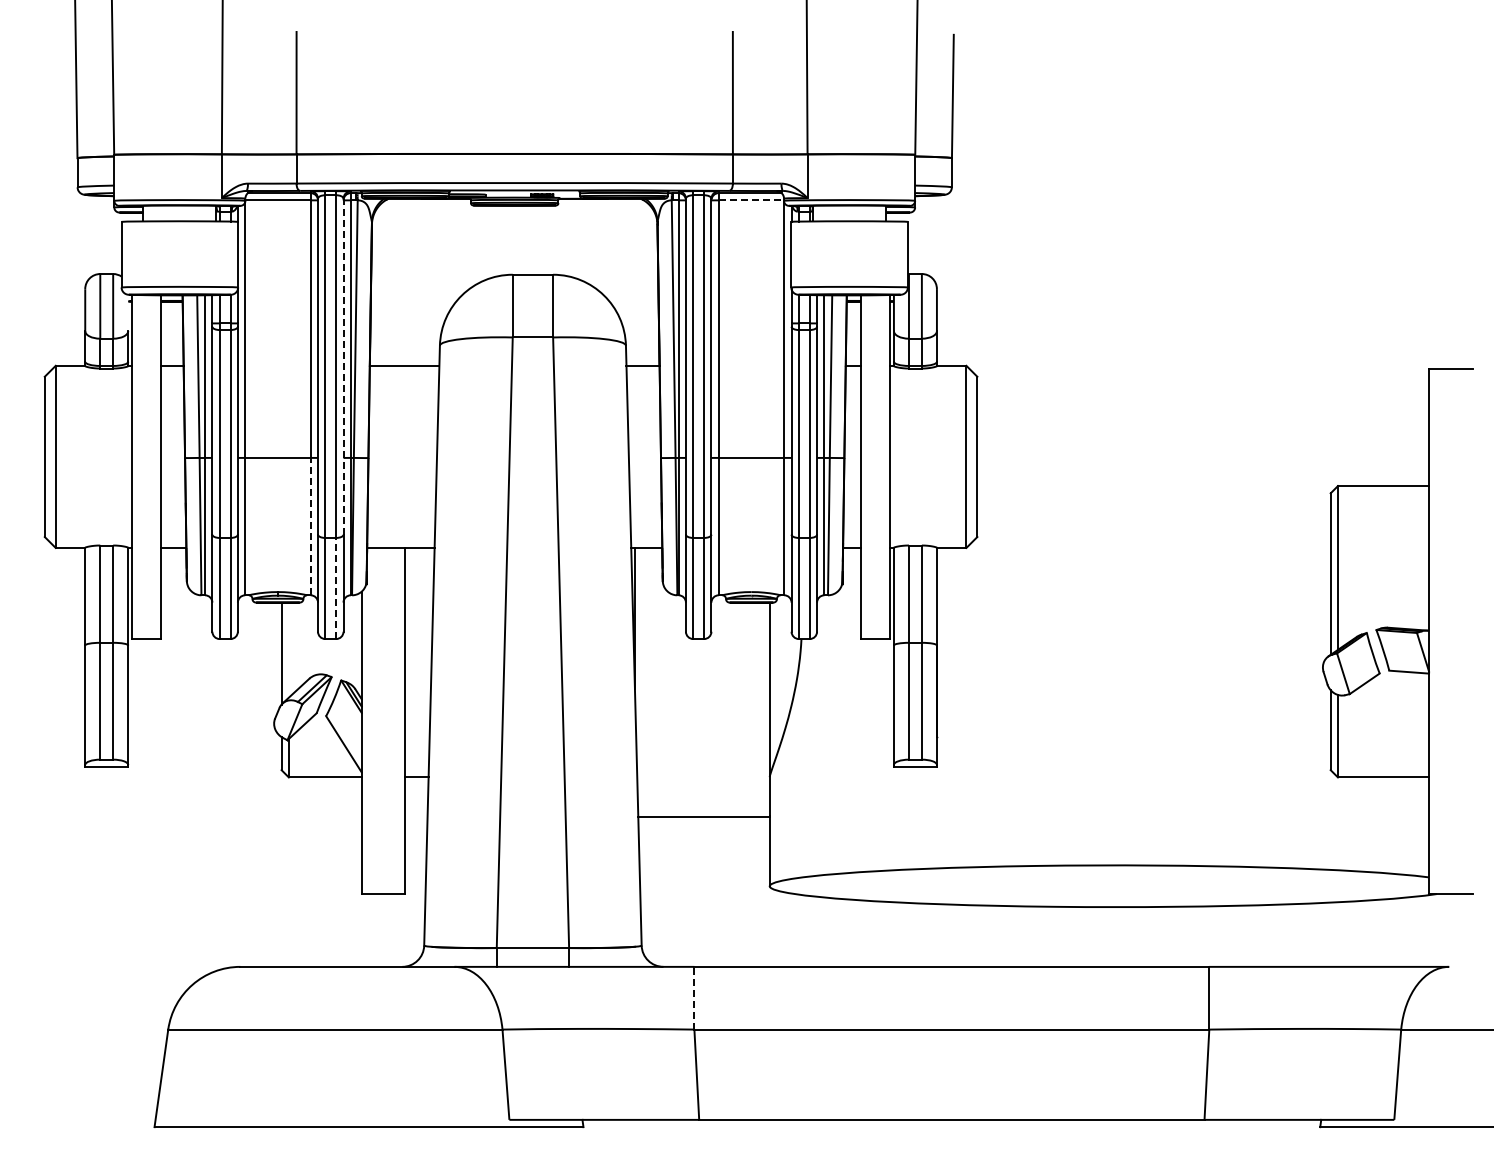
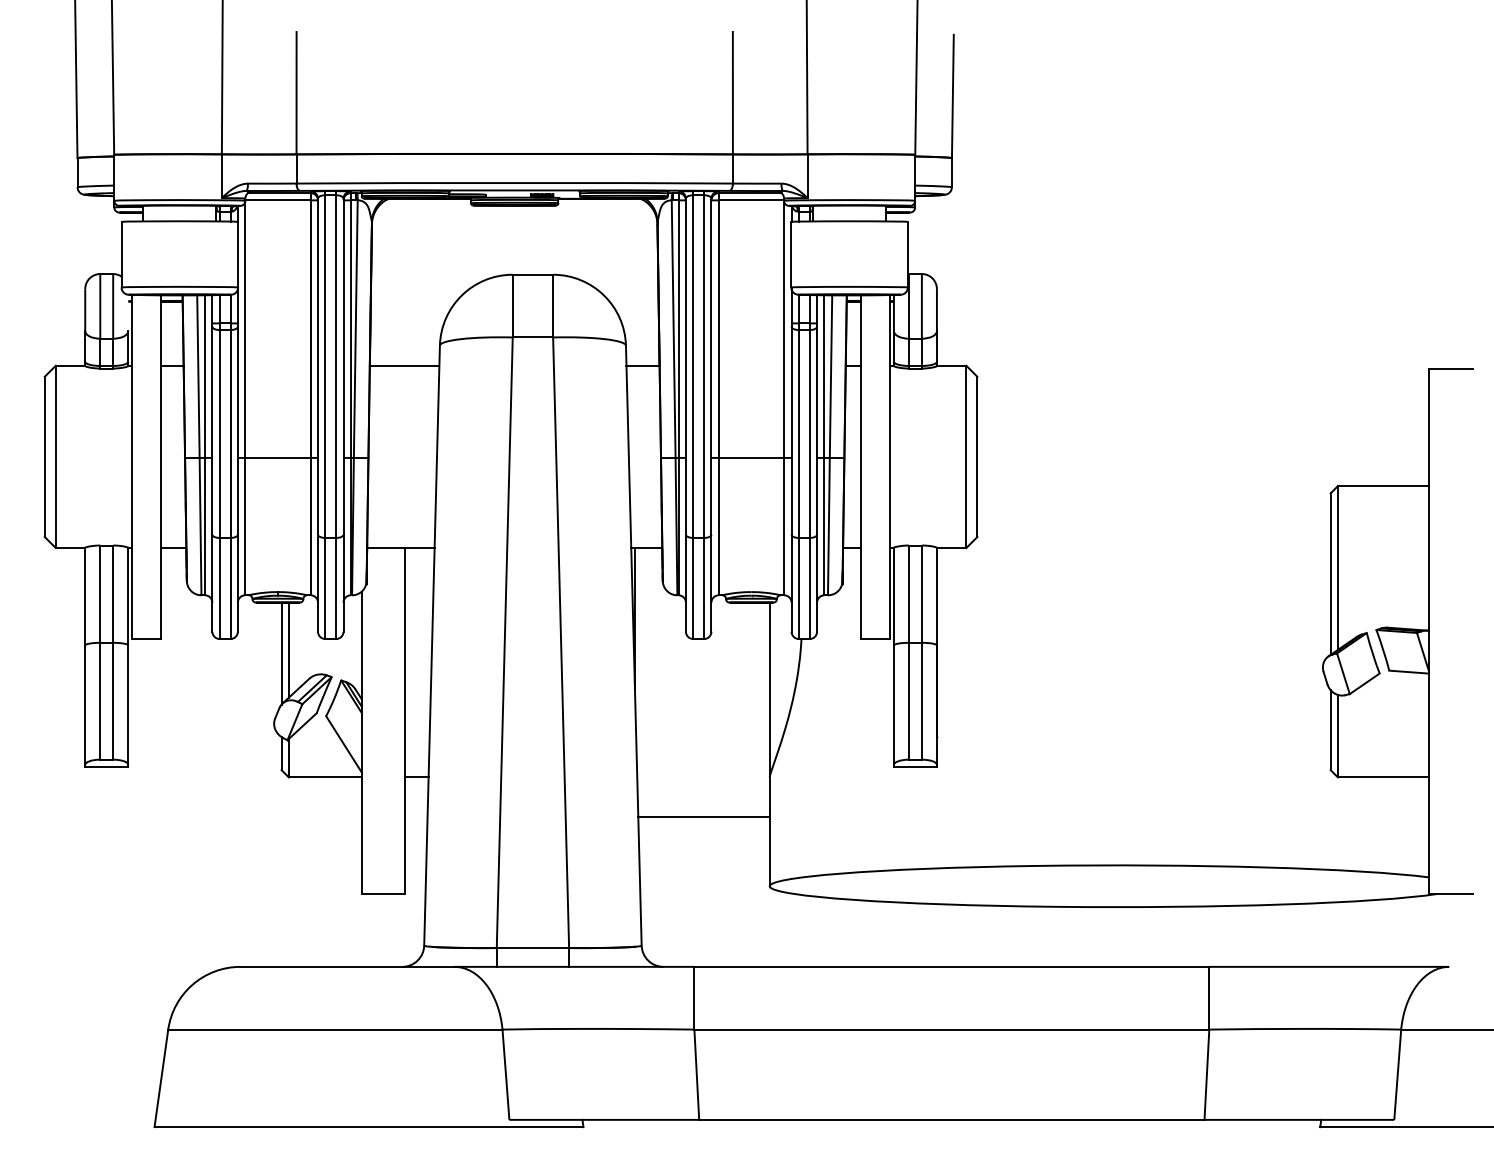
line: dashed -> solid (751, 200)
line: dashed -> solid (343, 366)
line: dashed -> solid (310, 526)
line: dashed -> solid (336, 588)
line: none -> present (288, 649)
line: dashed -> solid (694, 997)
